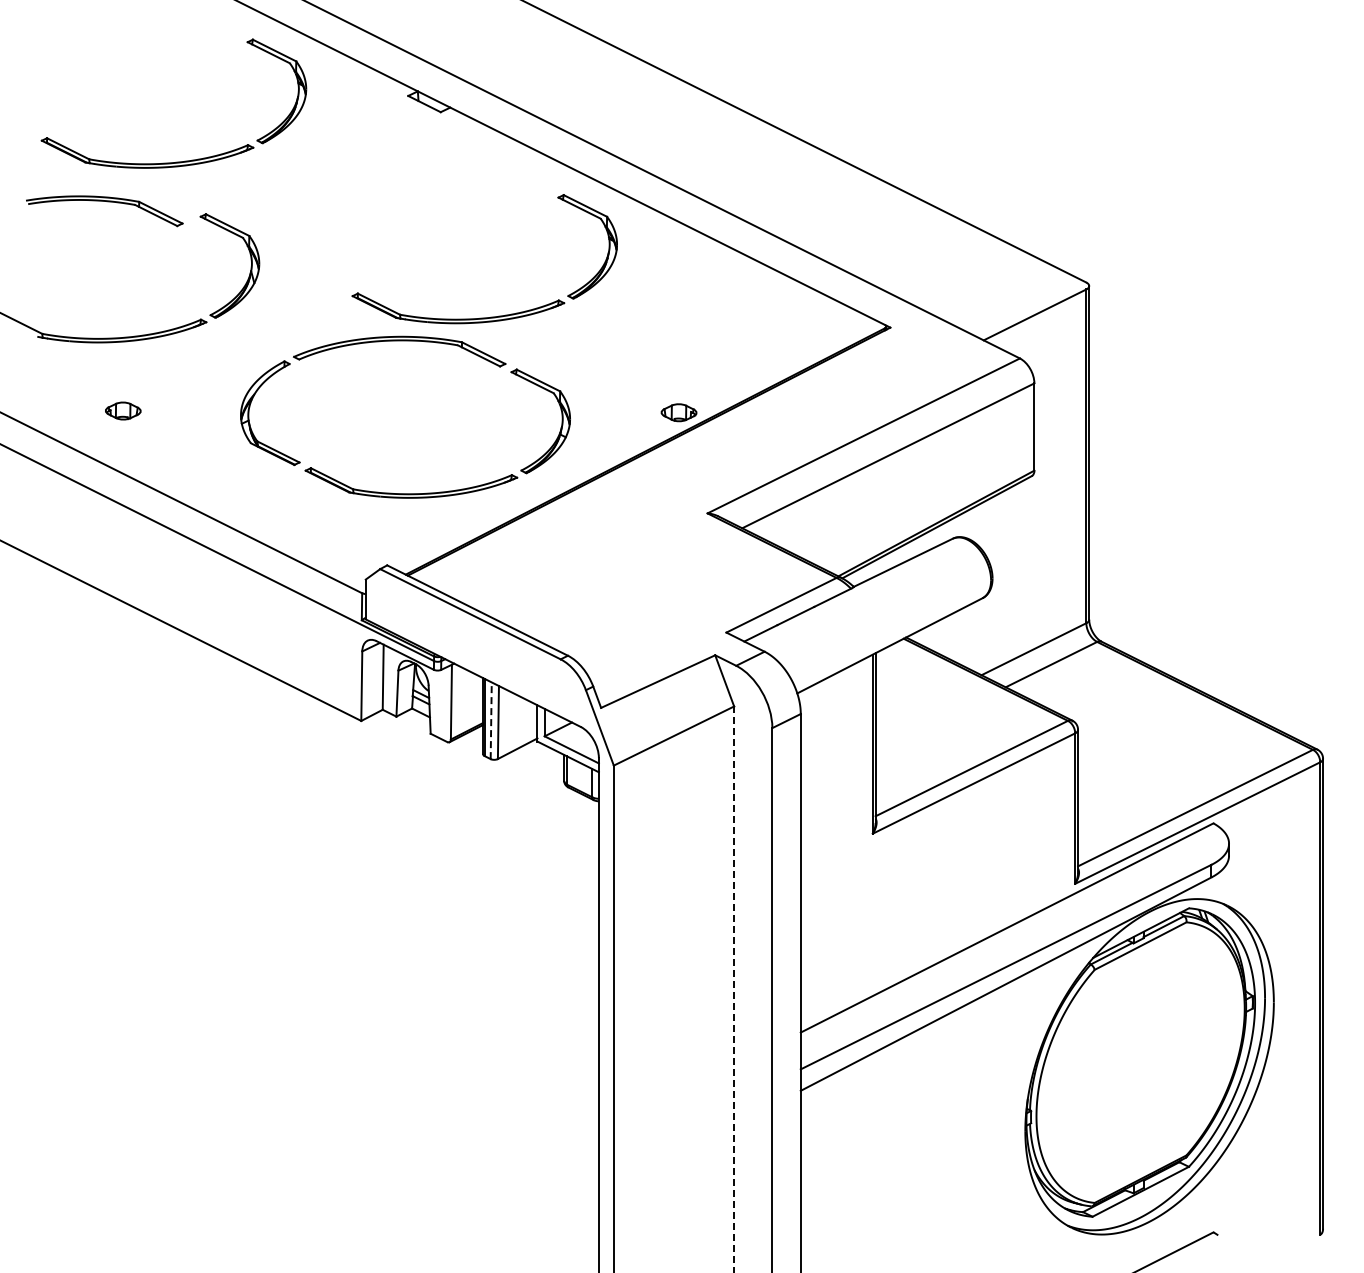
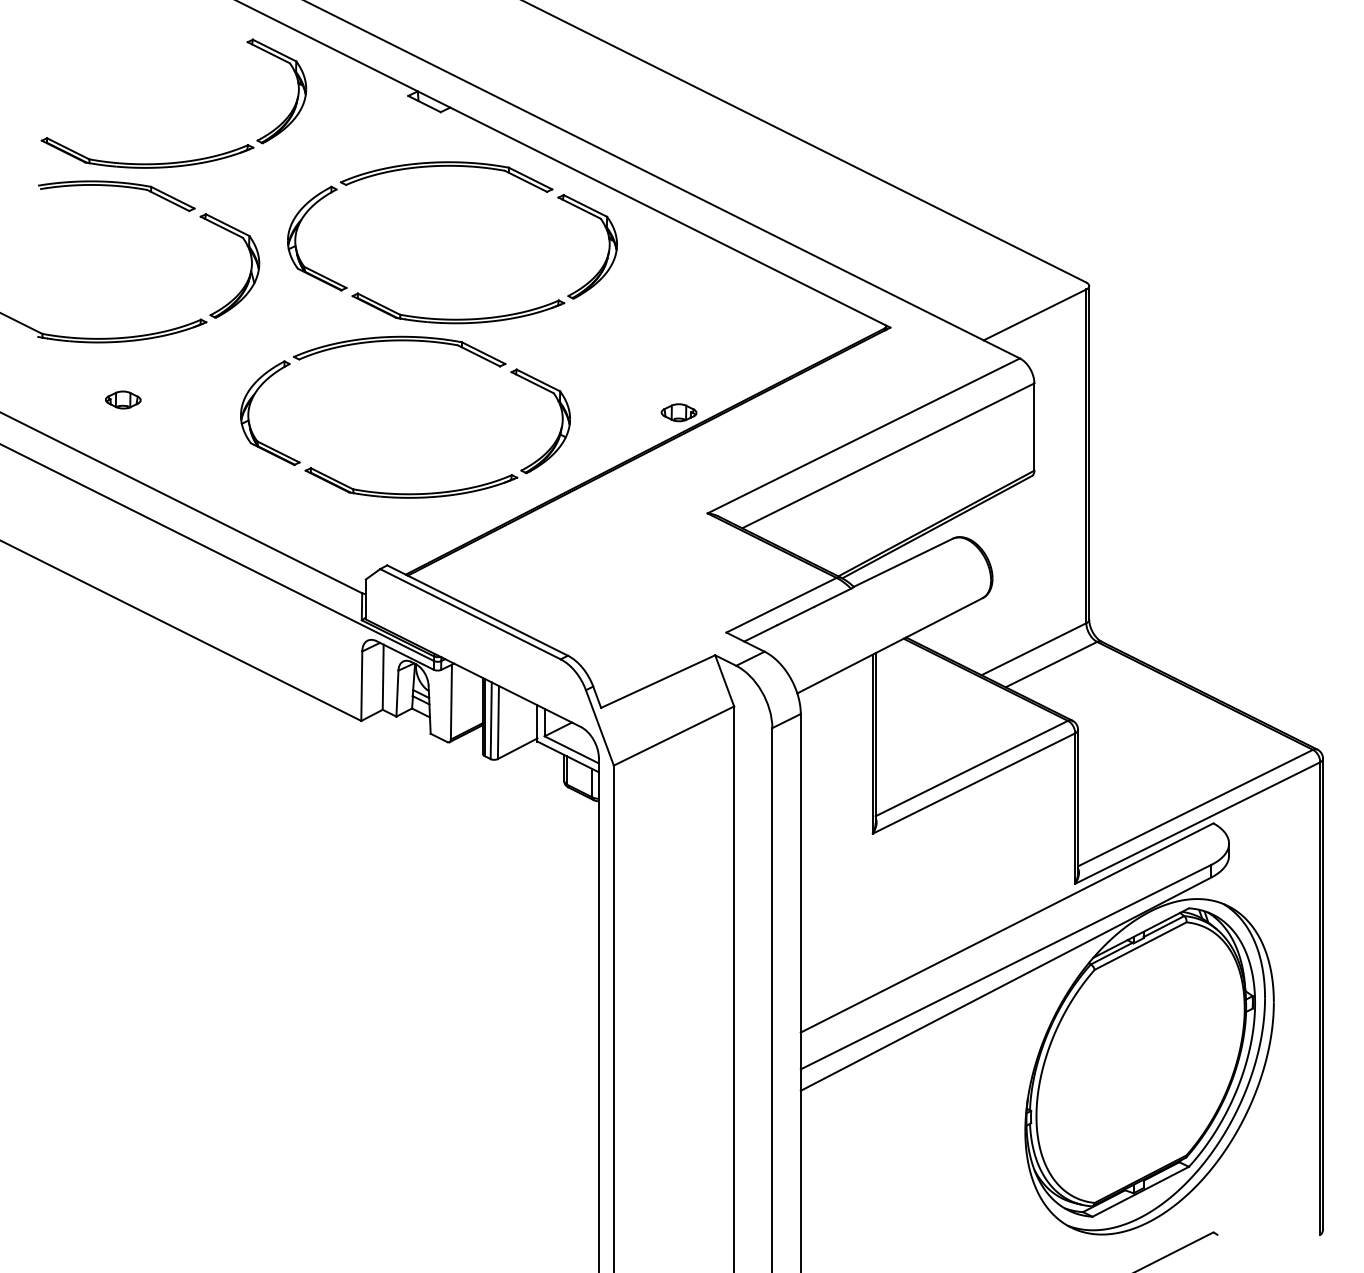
part: none -> present (410, 169)
part position: (107, 202) -> (119, 187) (119, 187)
part position: (123, 410) -> (123, 399) (123, 399)
line: dashed -> solid (491, 720)
line: dashed -> solid (734, 989)
